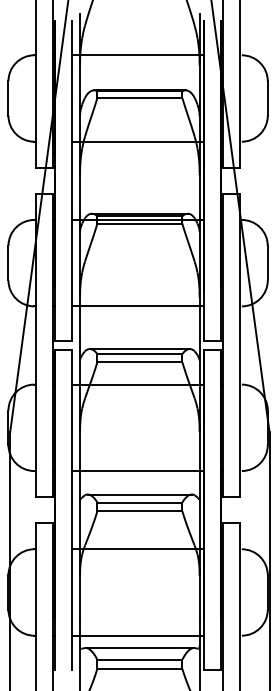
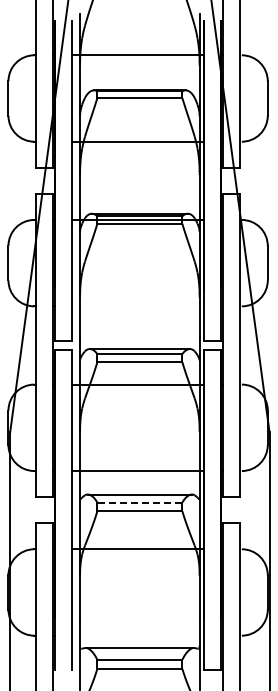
line: present -> none (137, 306)
line: solid -> dashed (139, 502)
line: present -> none (137, 635)
